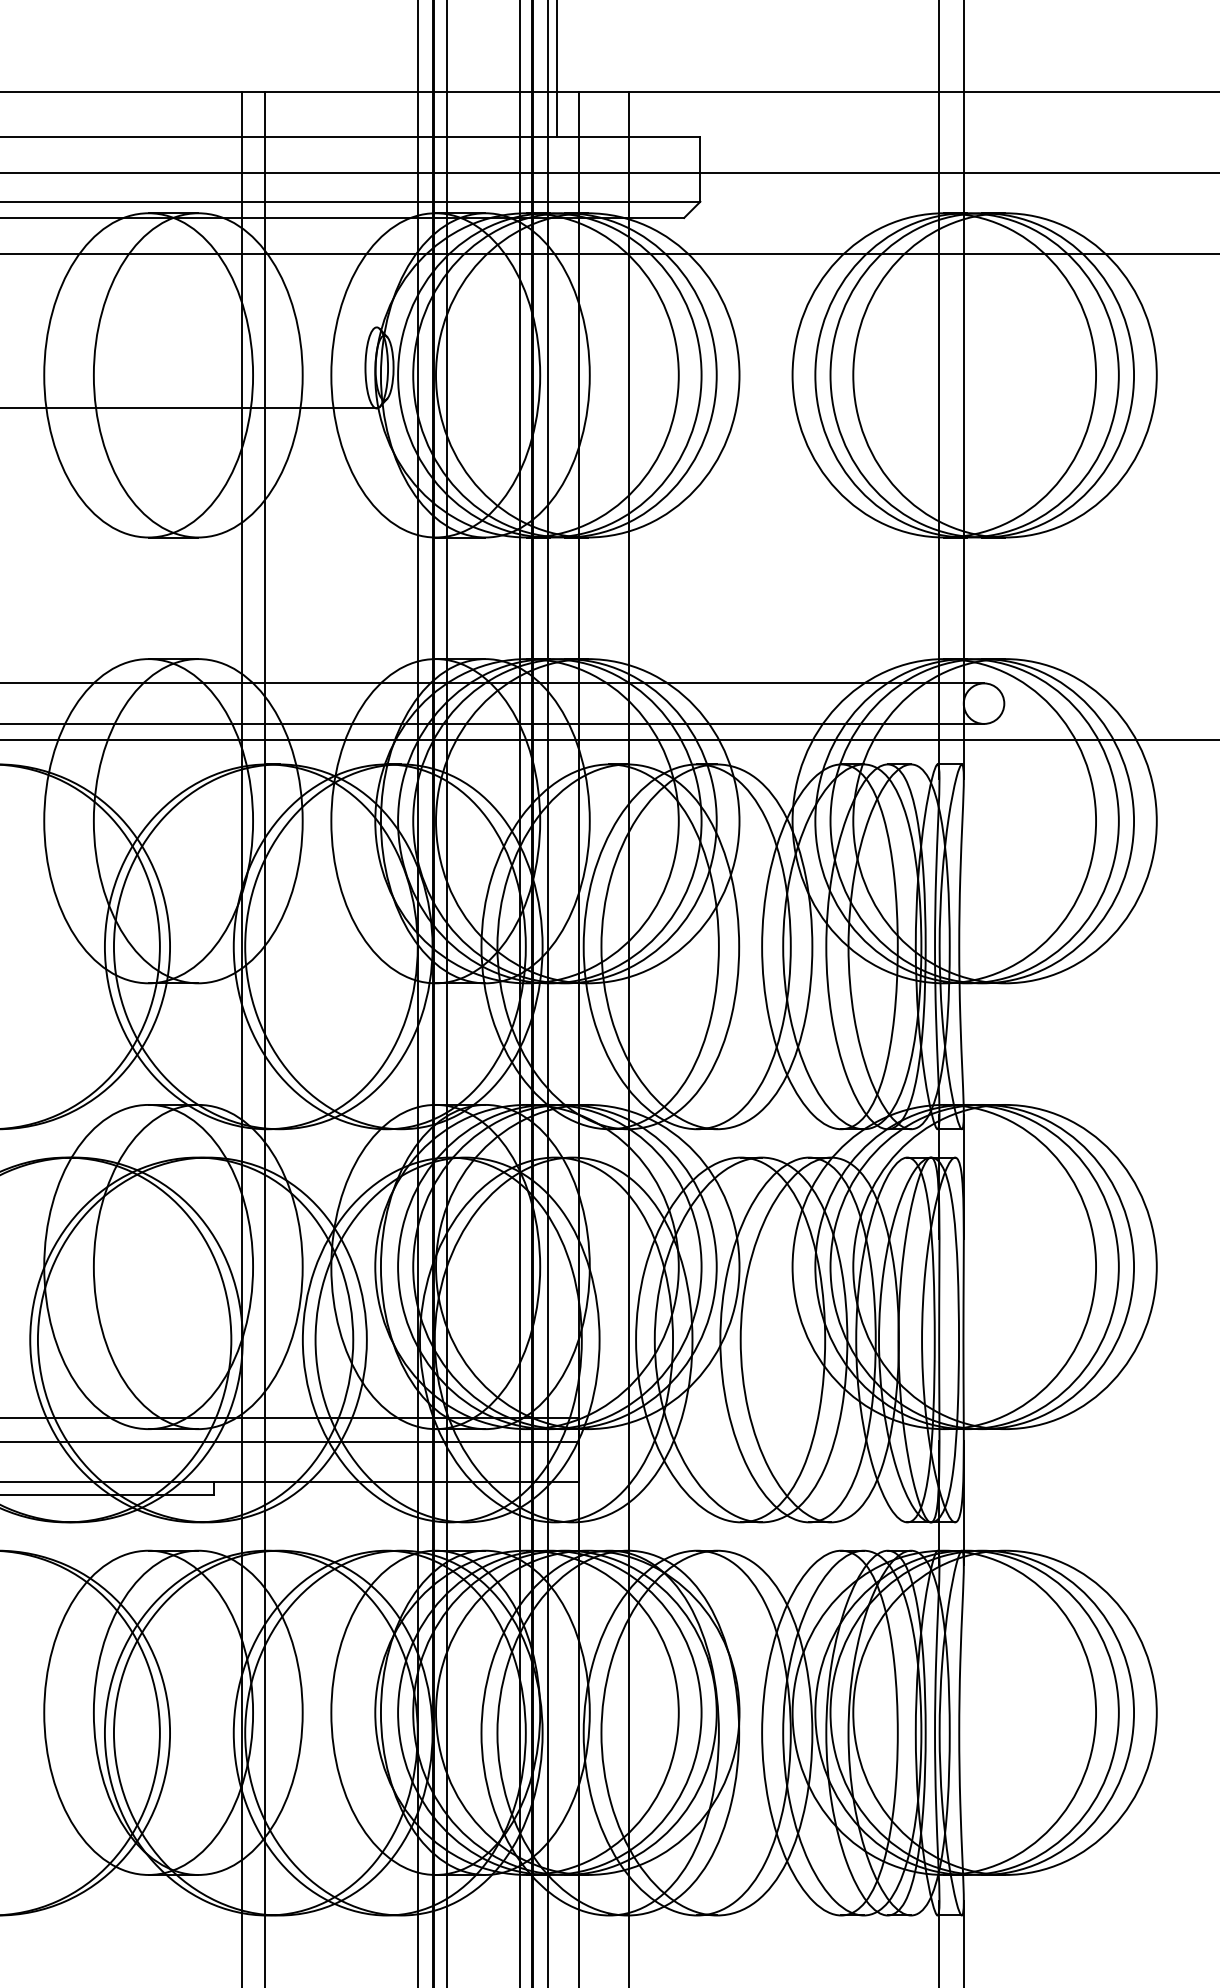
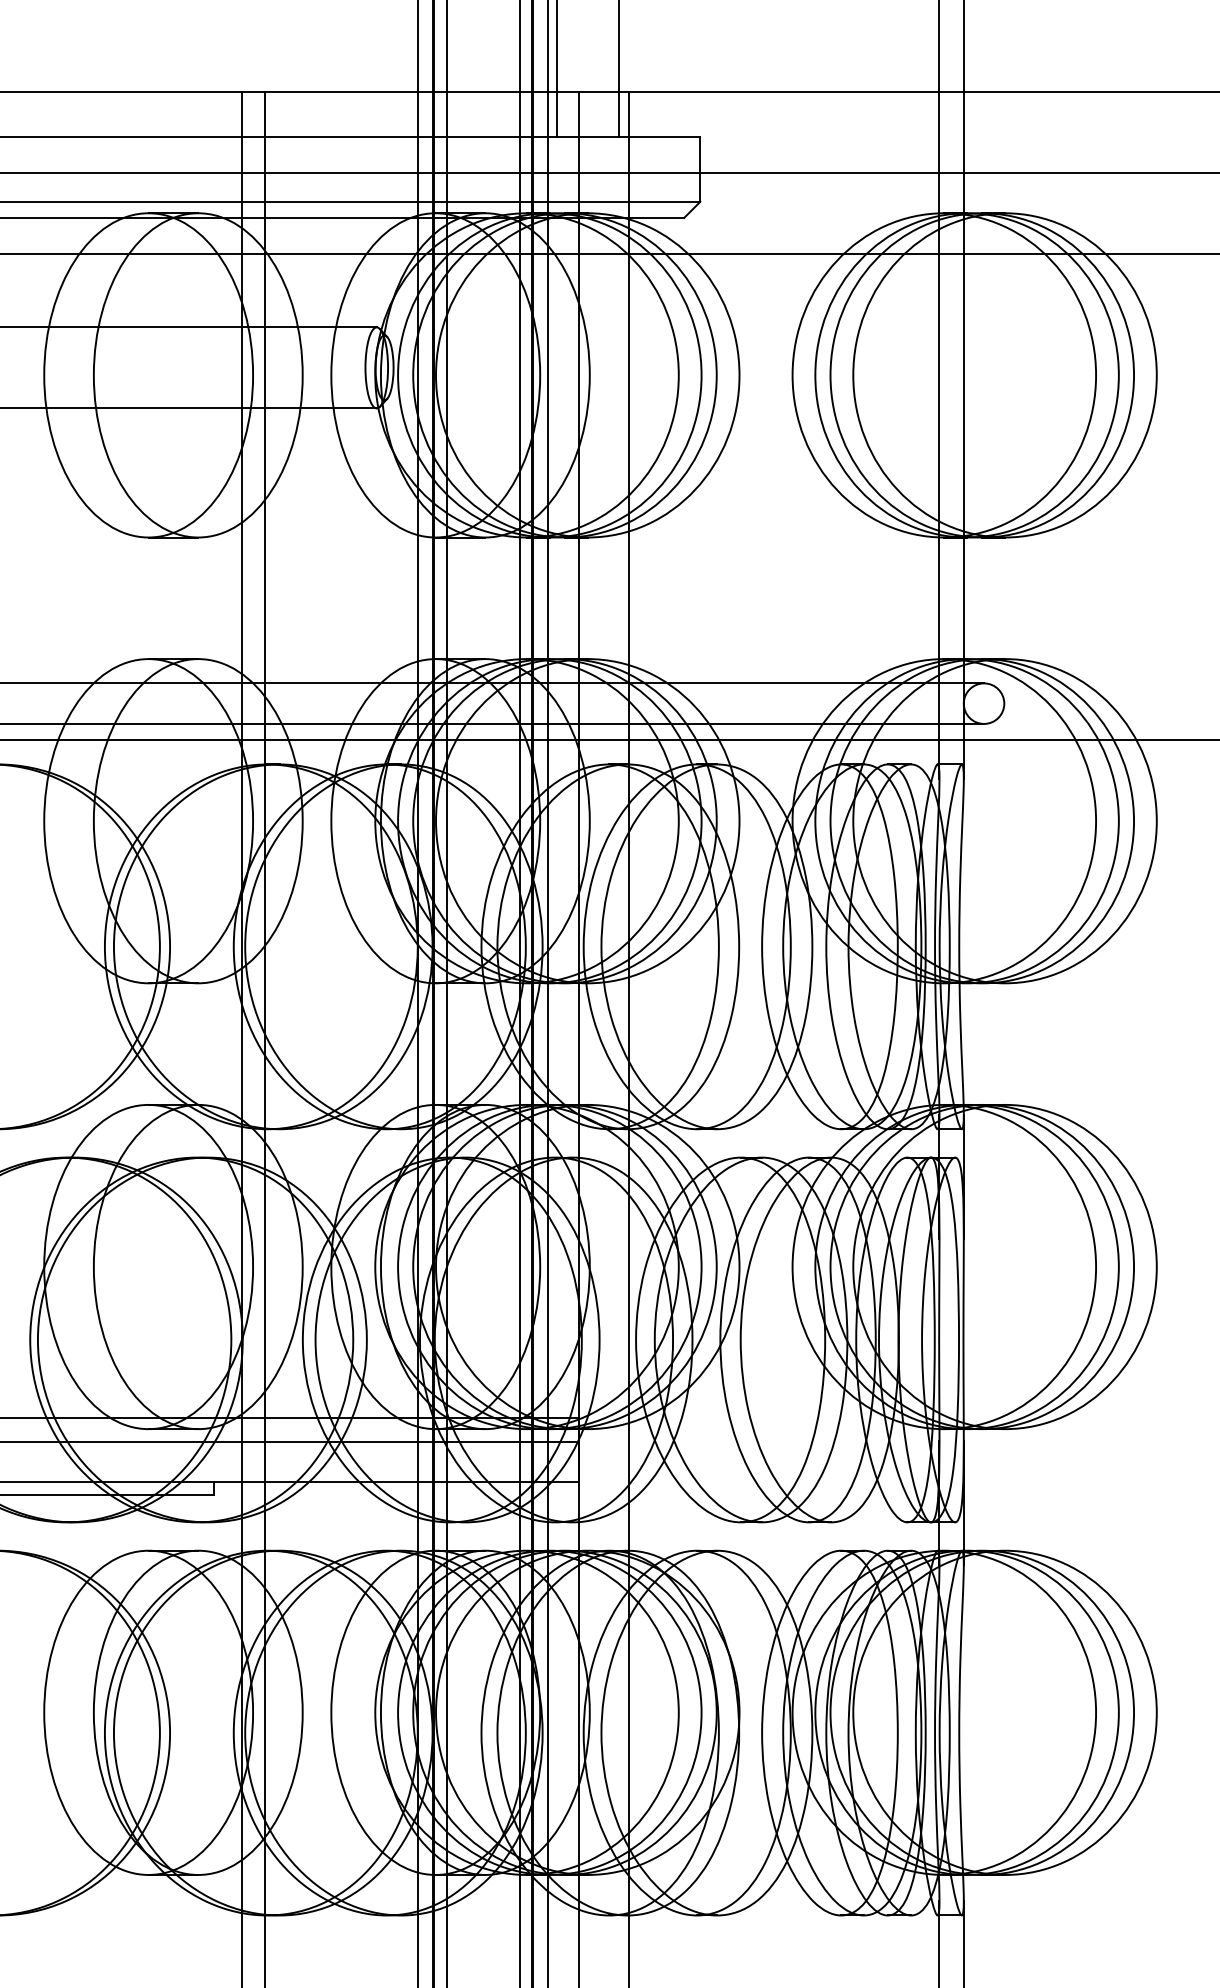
line: none -> present (619, 69)
line: none -> present (189, 327)
